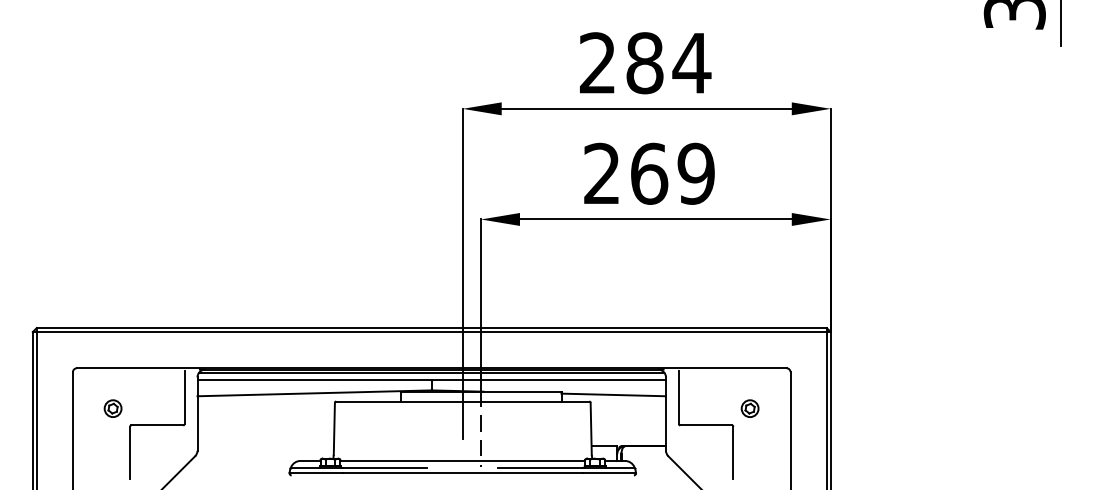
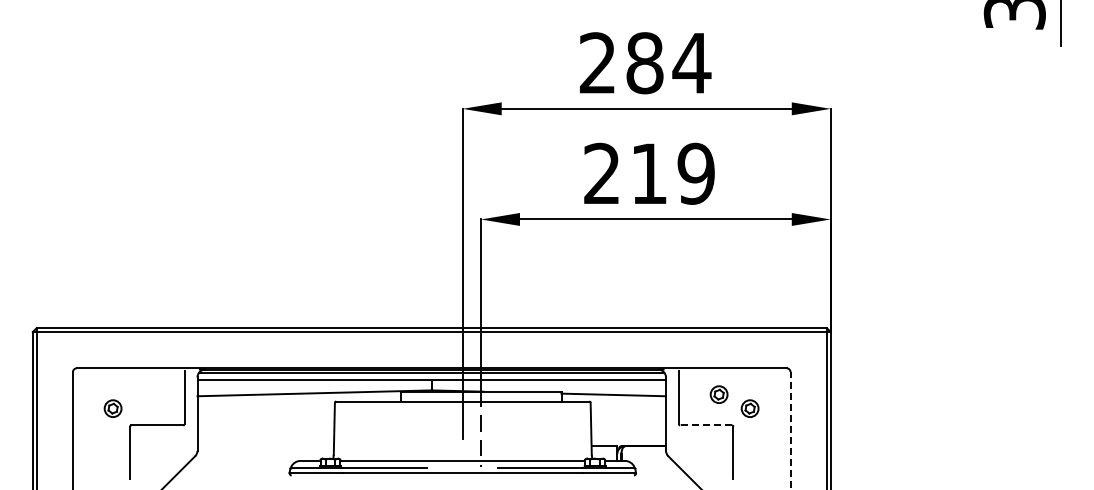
text: 269 -> 219 (649, 173)
part: none -> present (718, 394)
line: solid -> dashed (706, 425)
line: solid -> dashed (790, 430)
